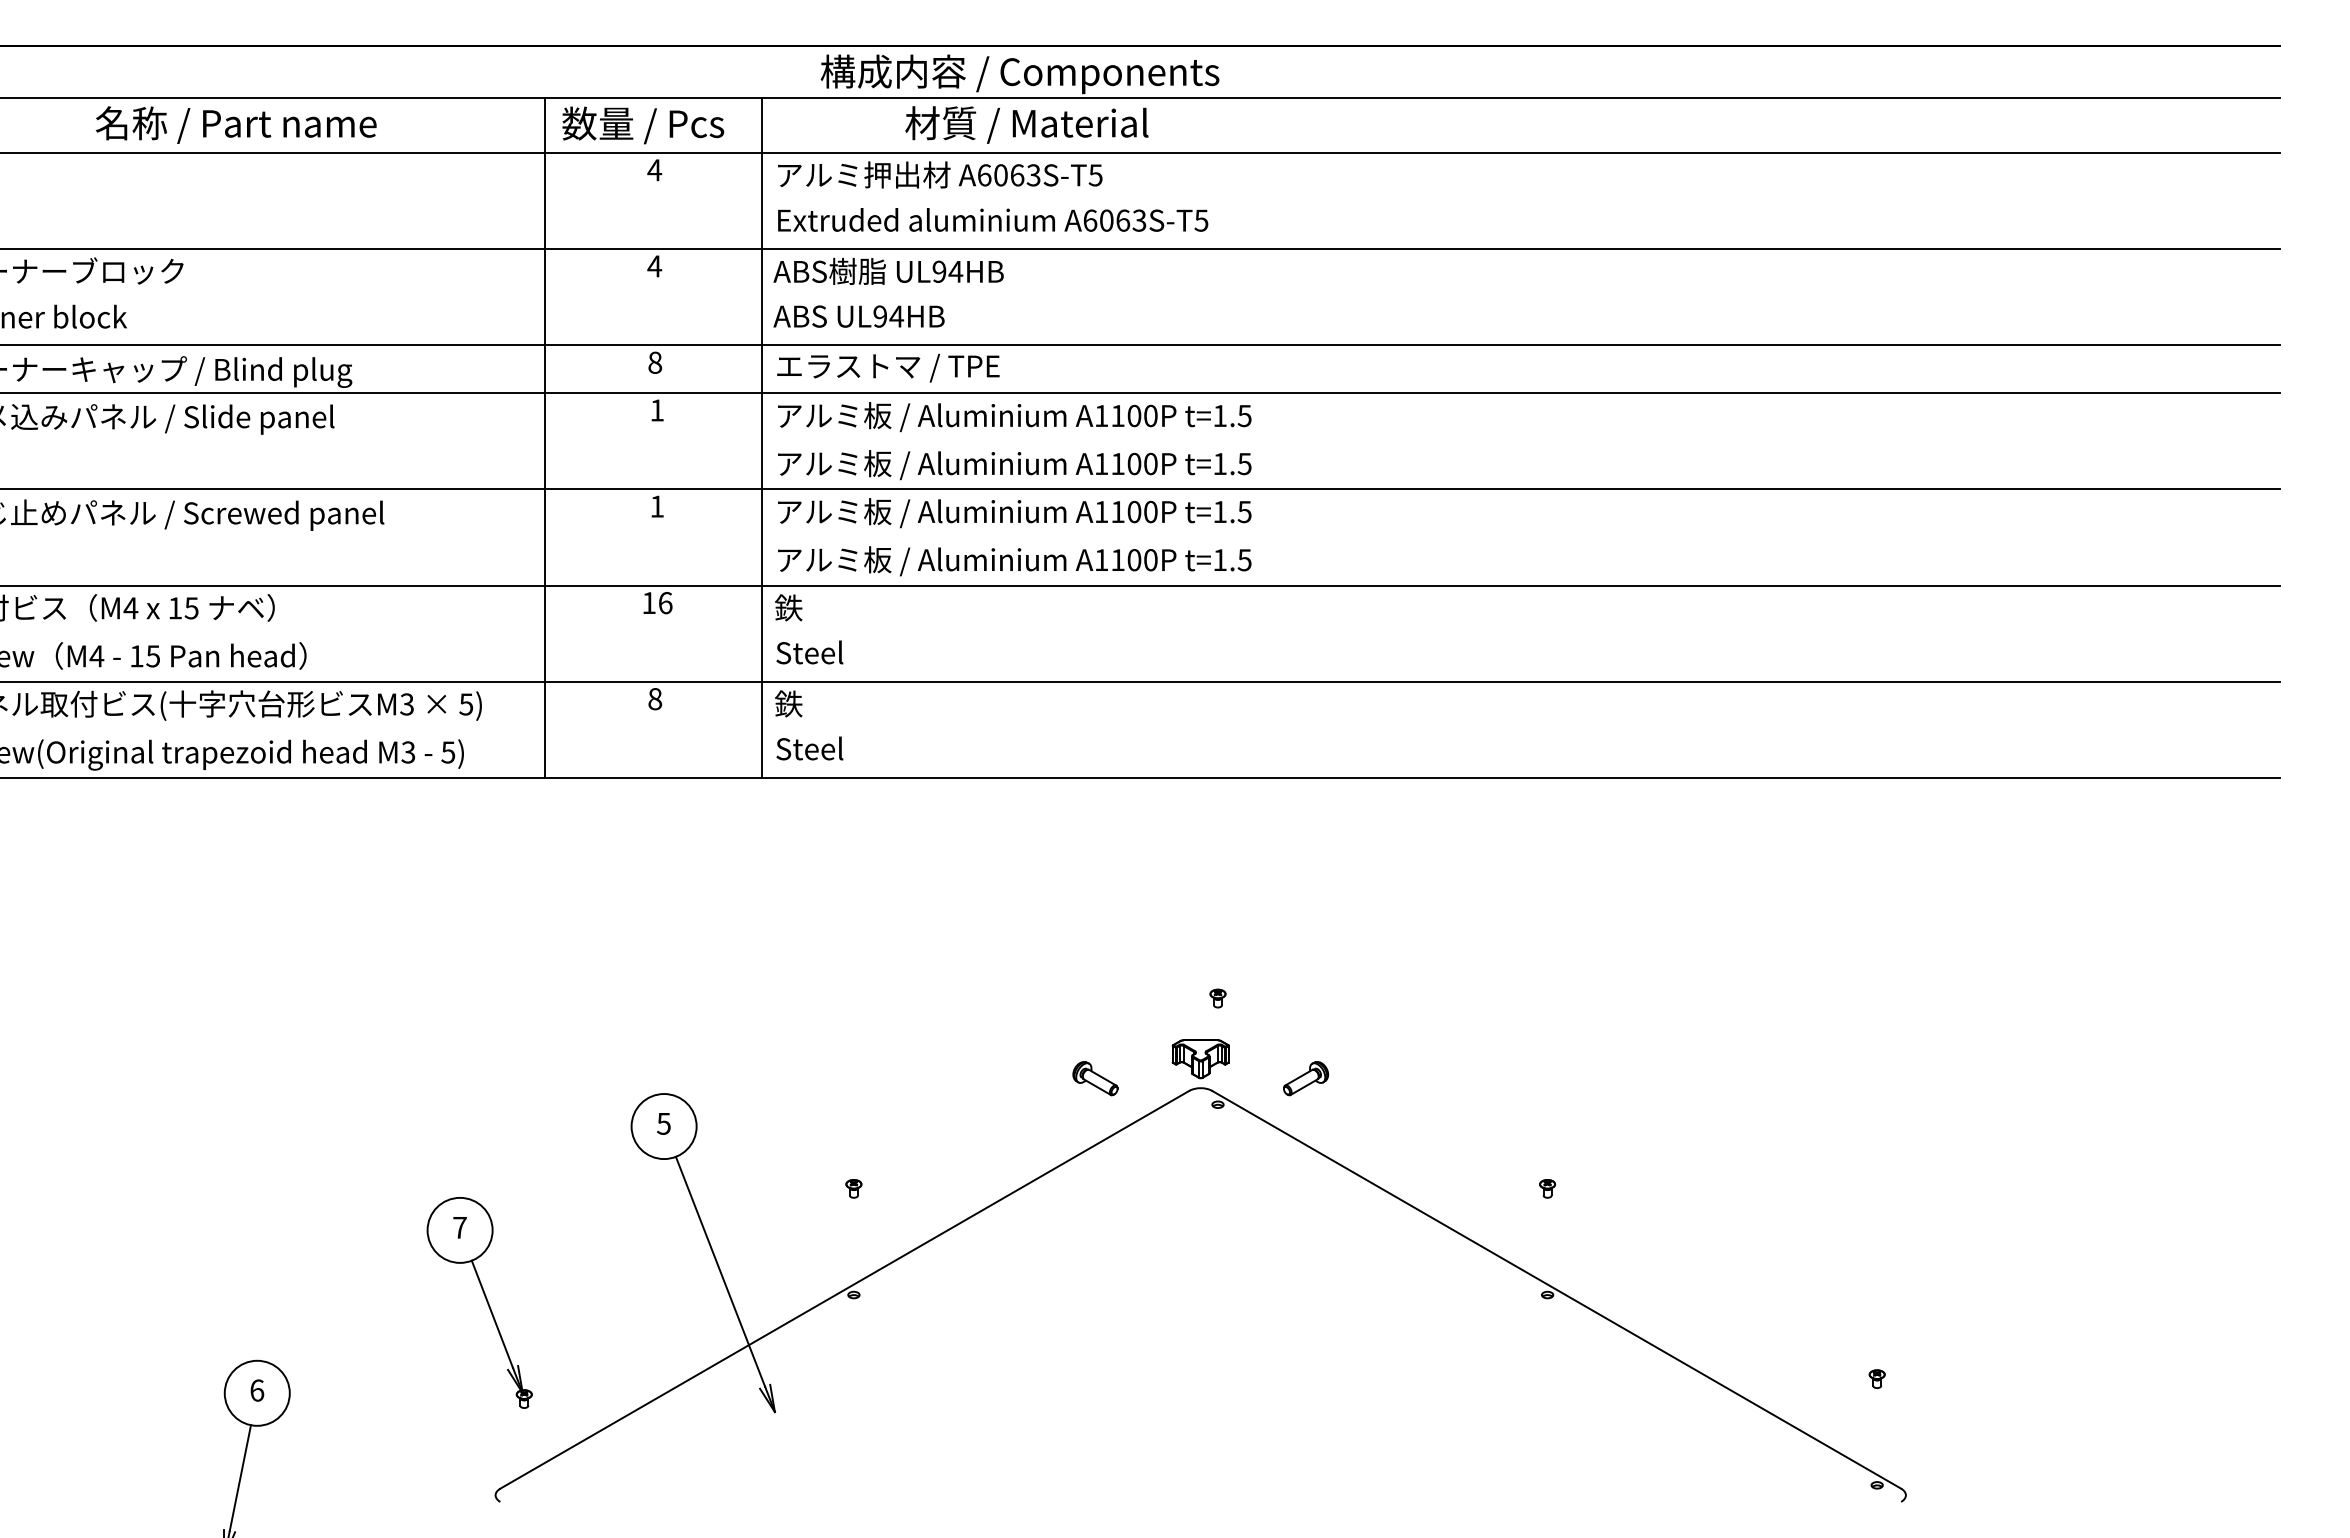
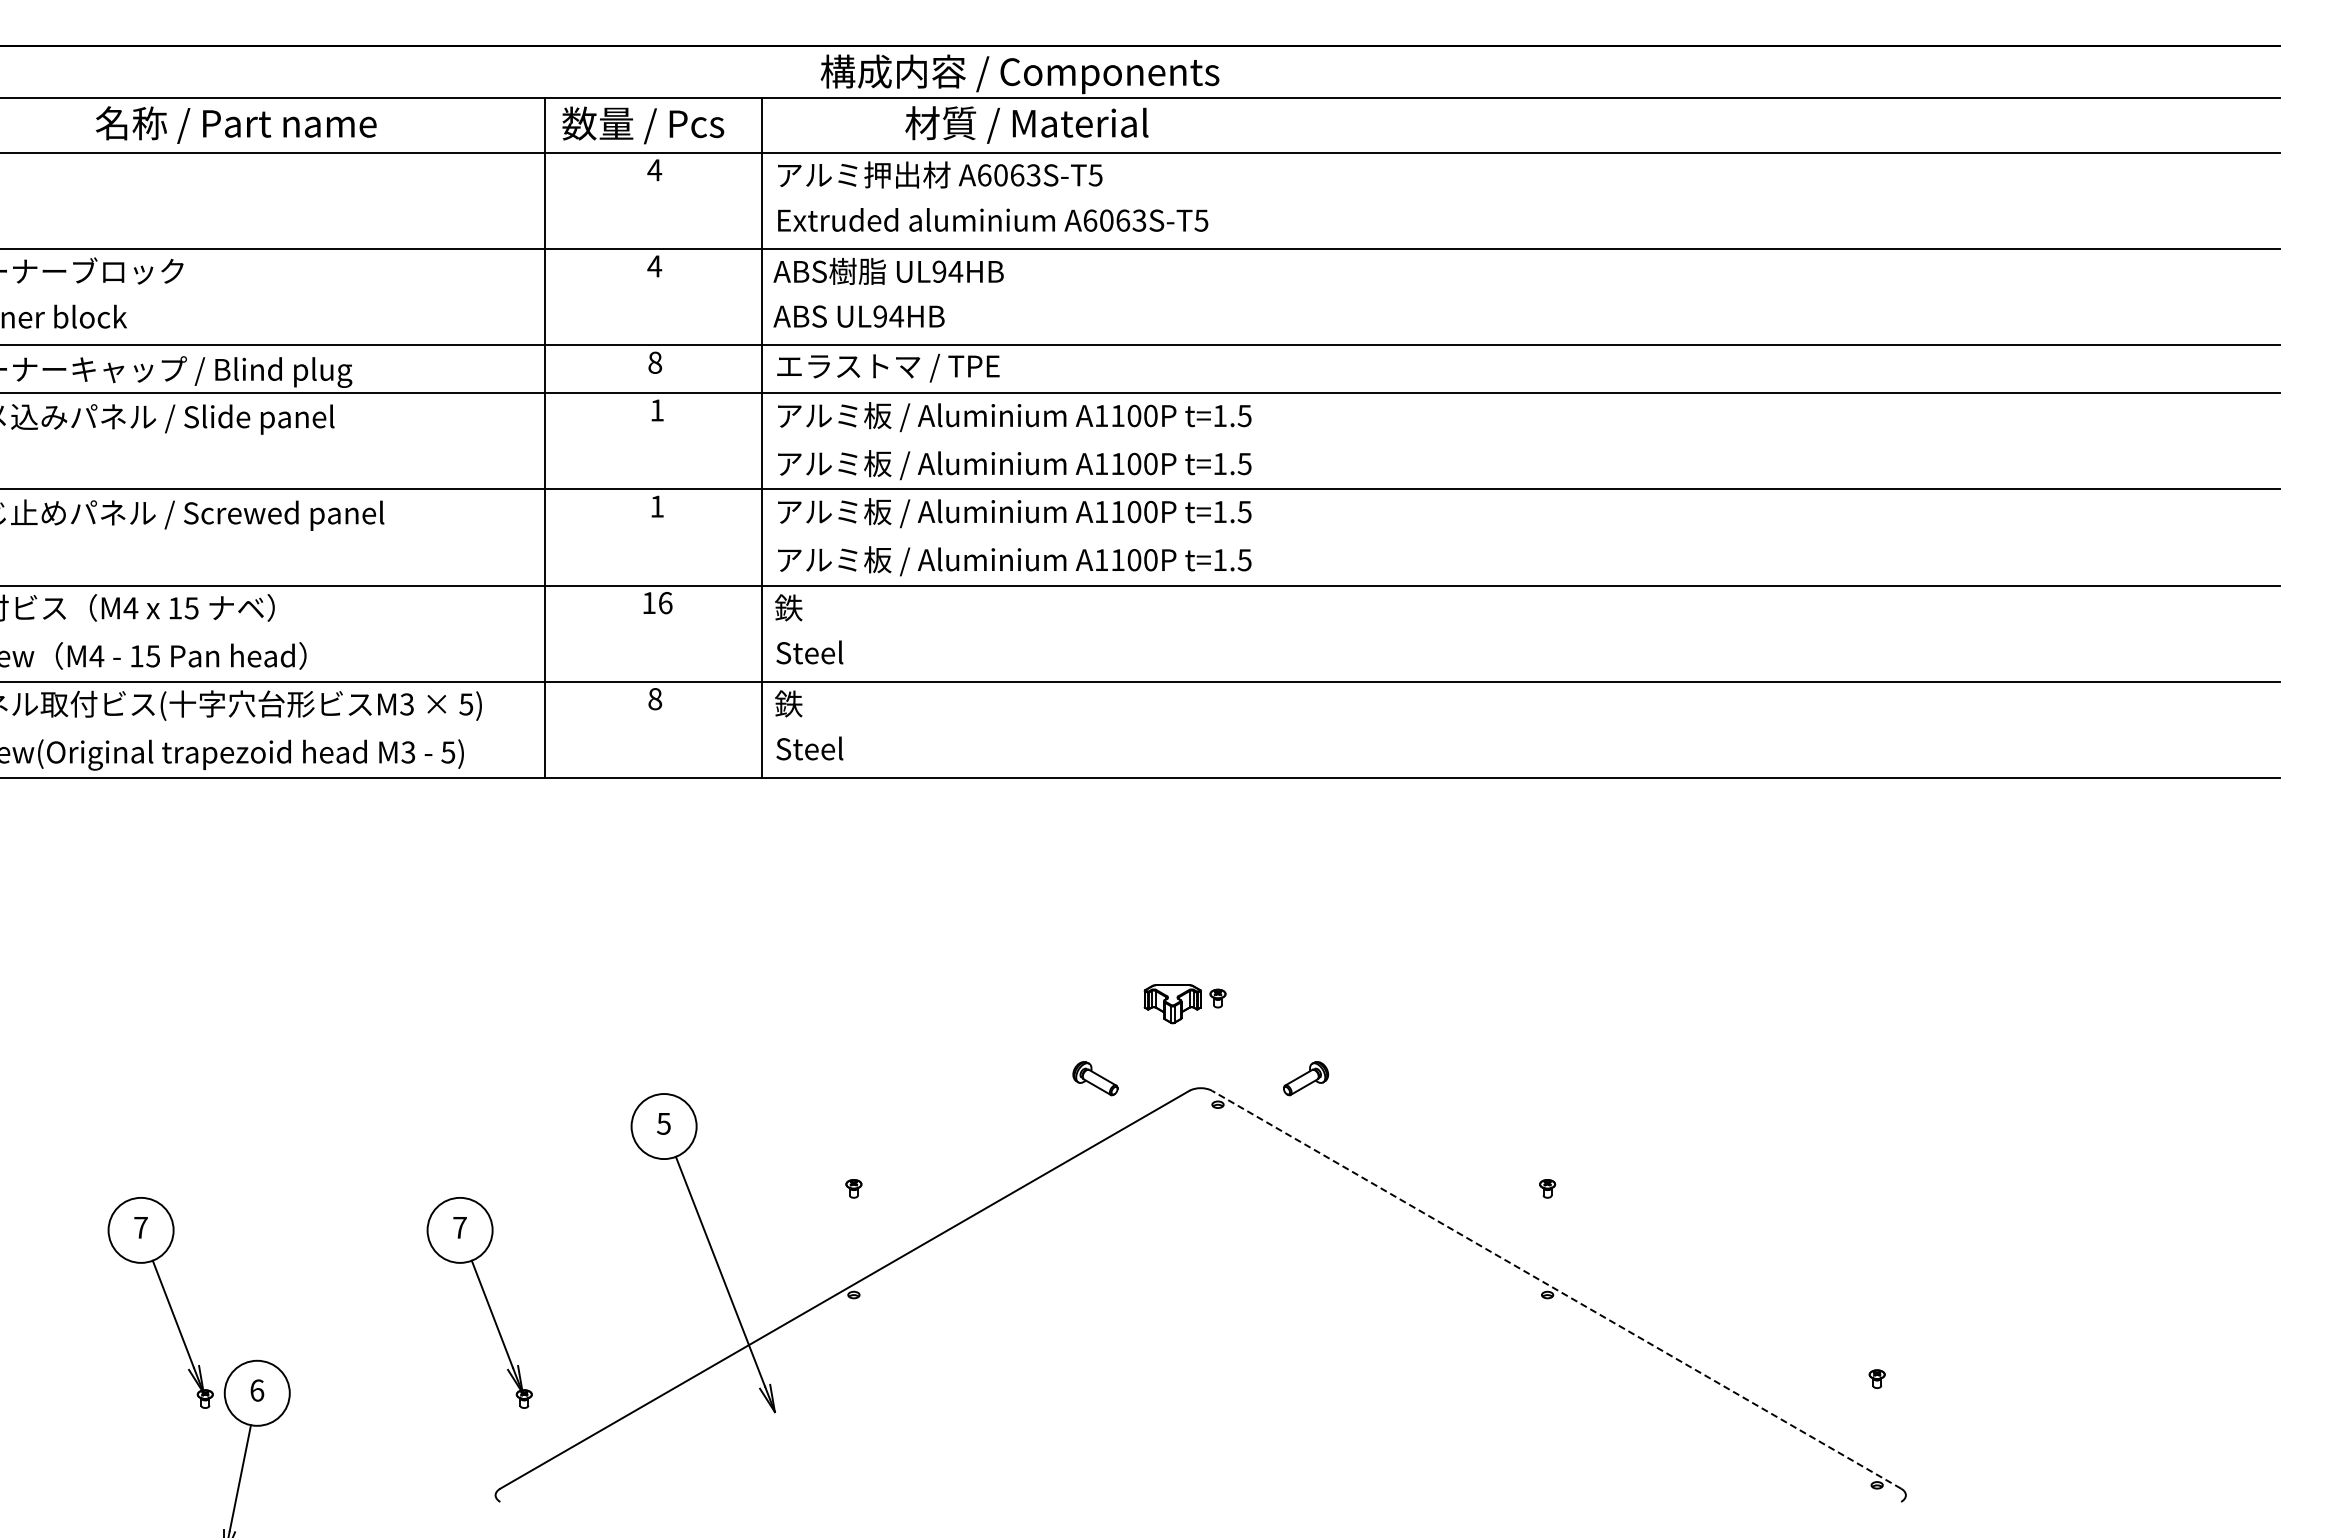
part position: (1200, 1059) -> (1172, 1004) (1172, 1004)
line: solid -> dashed (1556, 1289)
part: none -> present (166, 1299)
